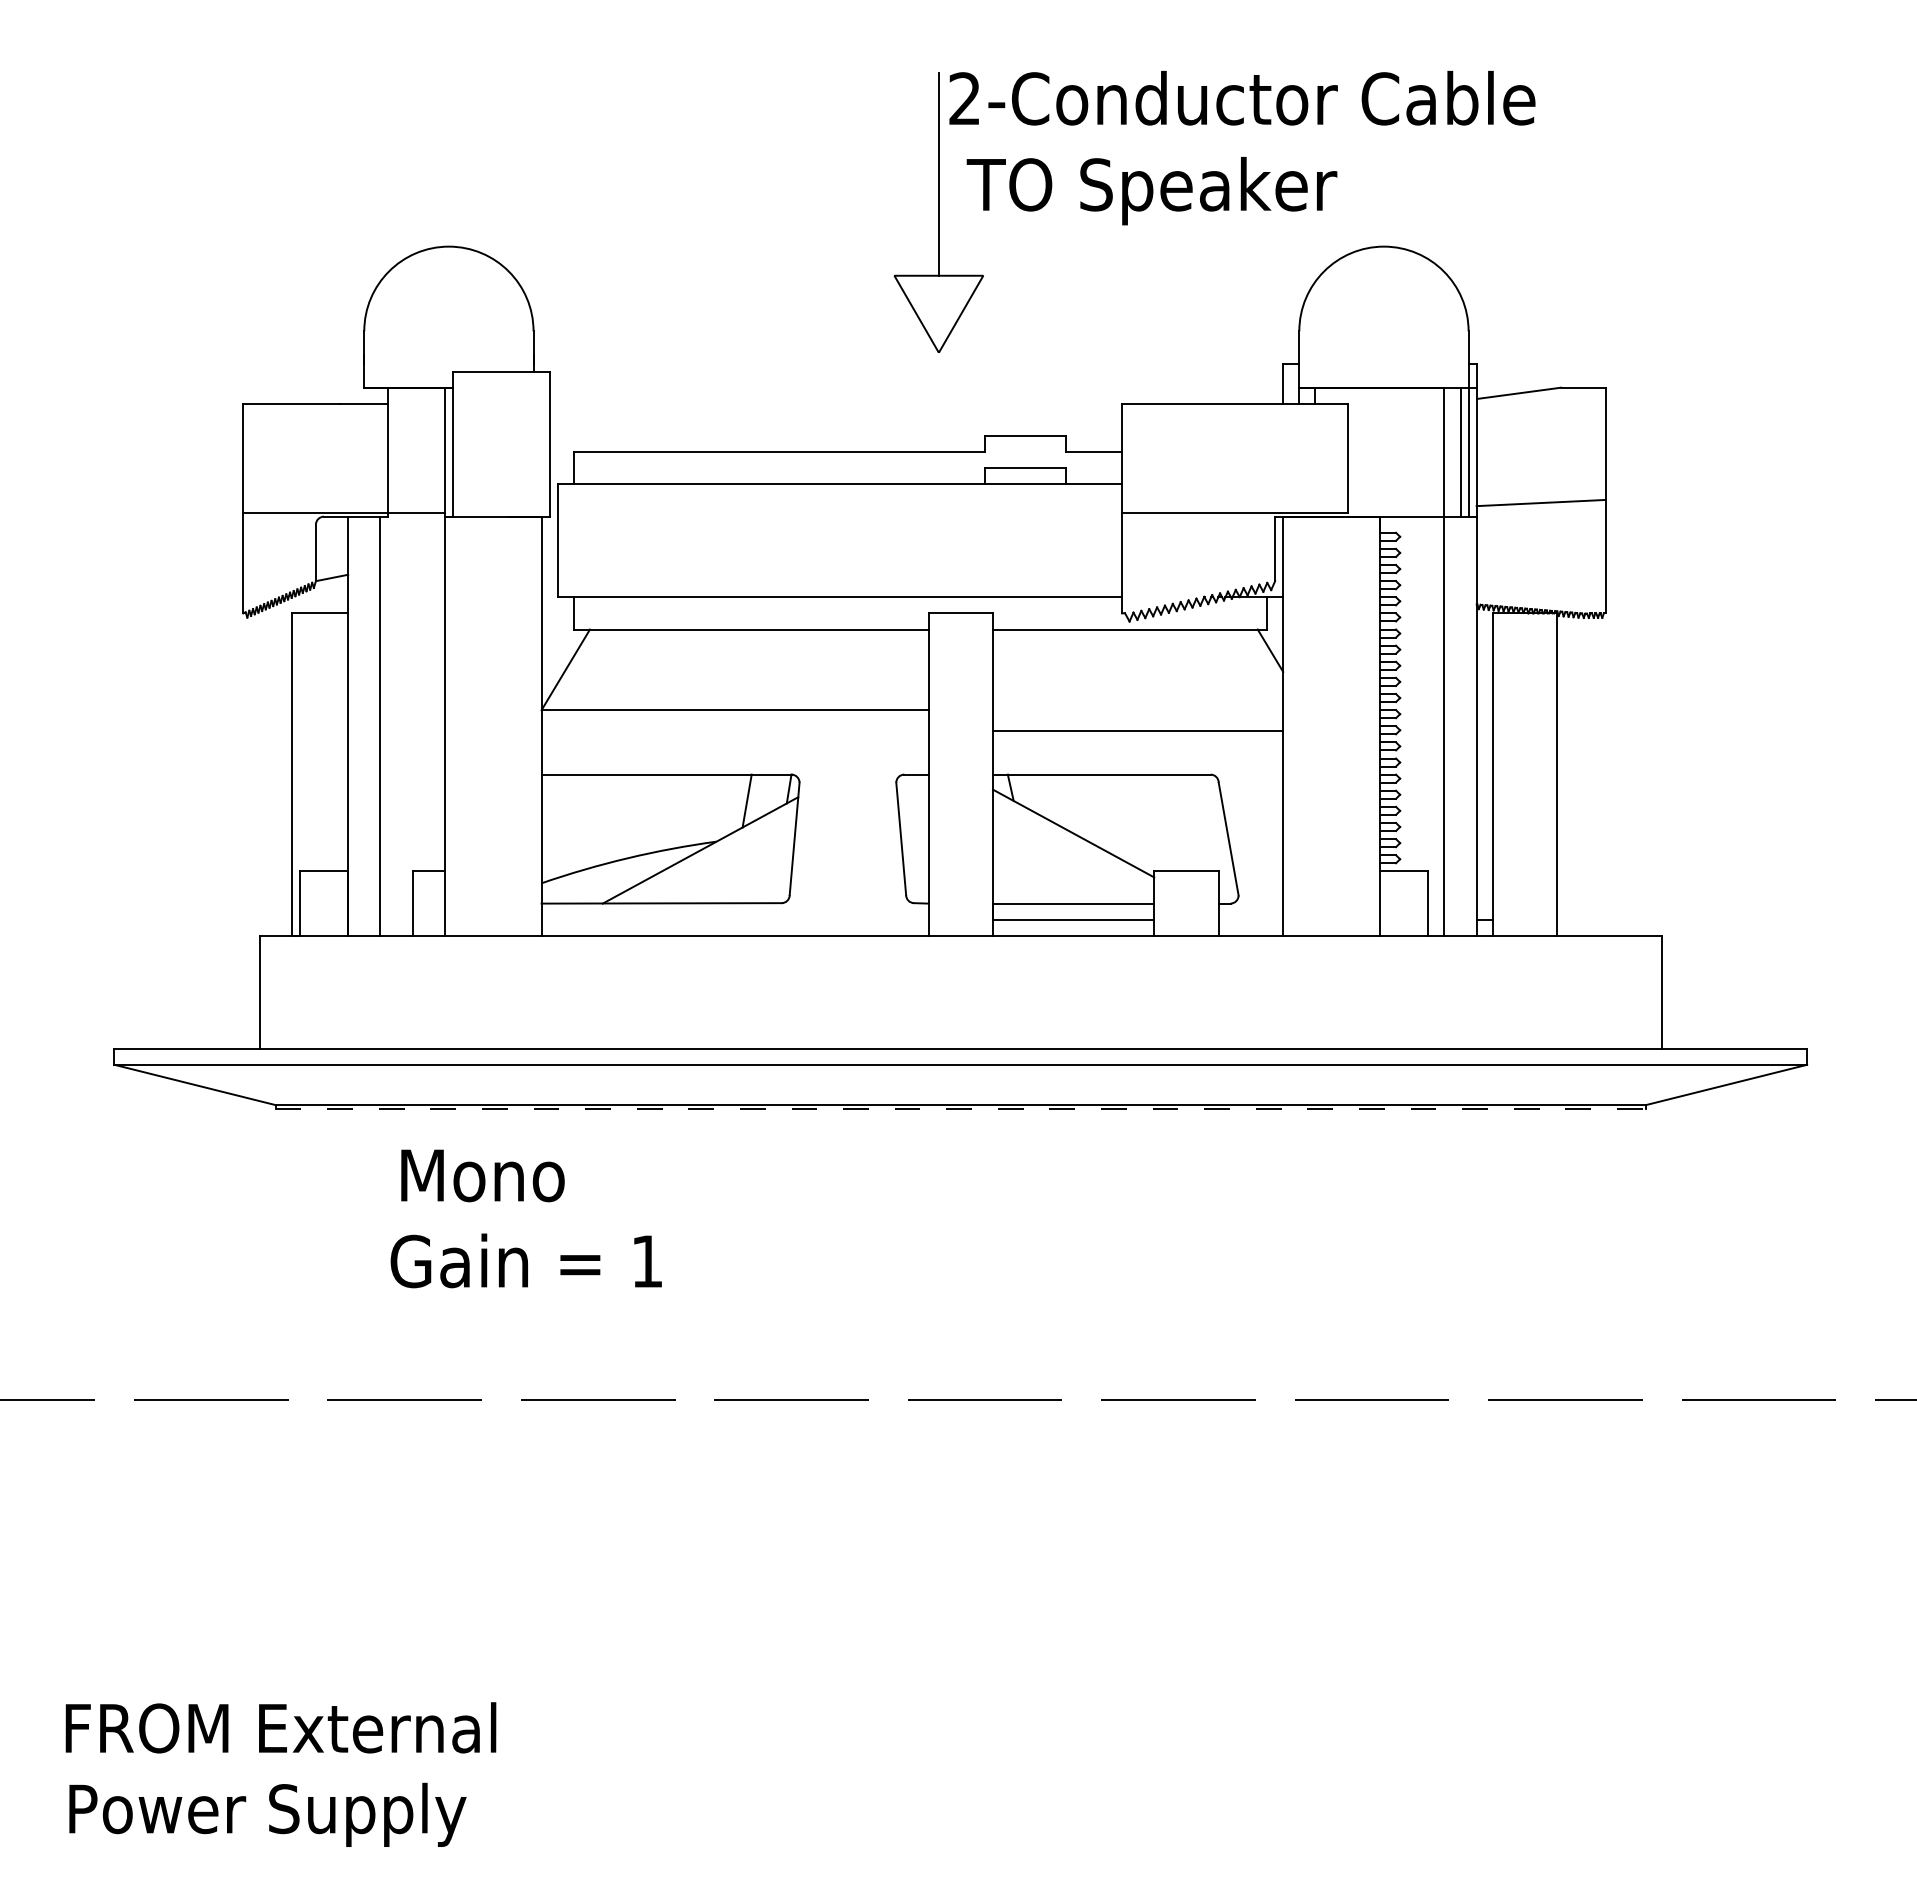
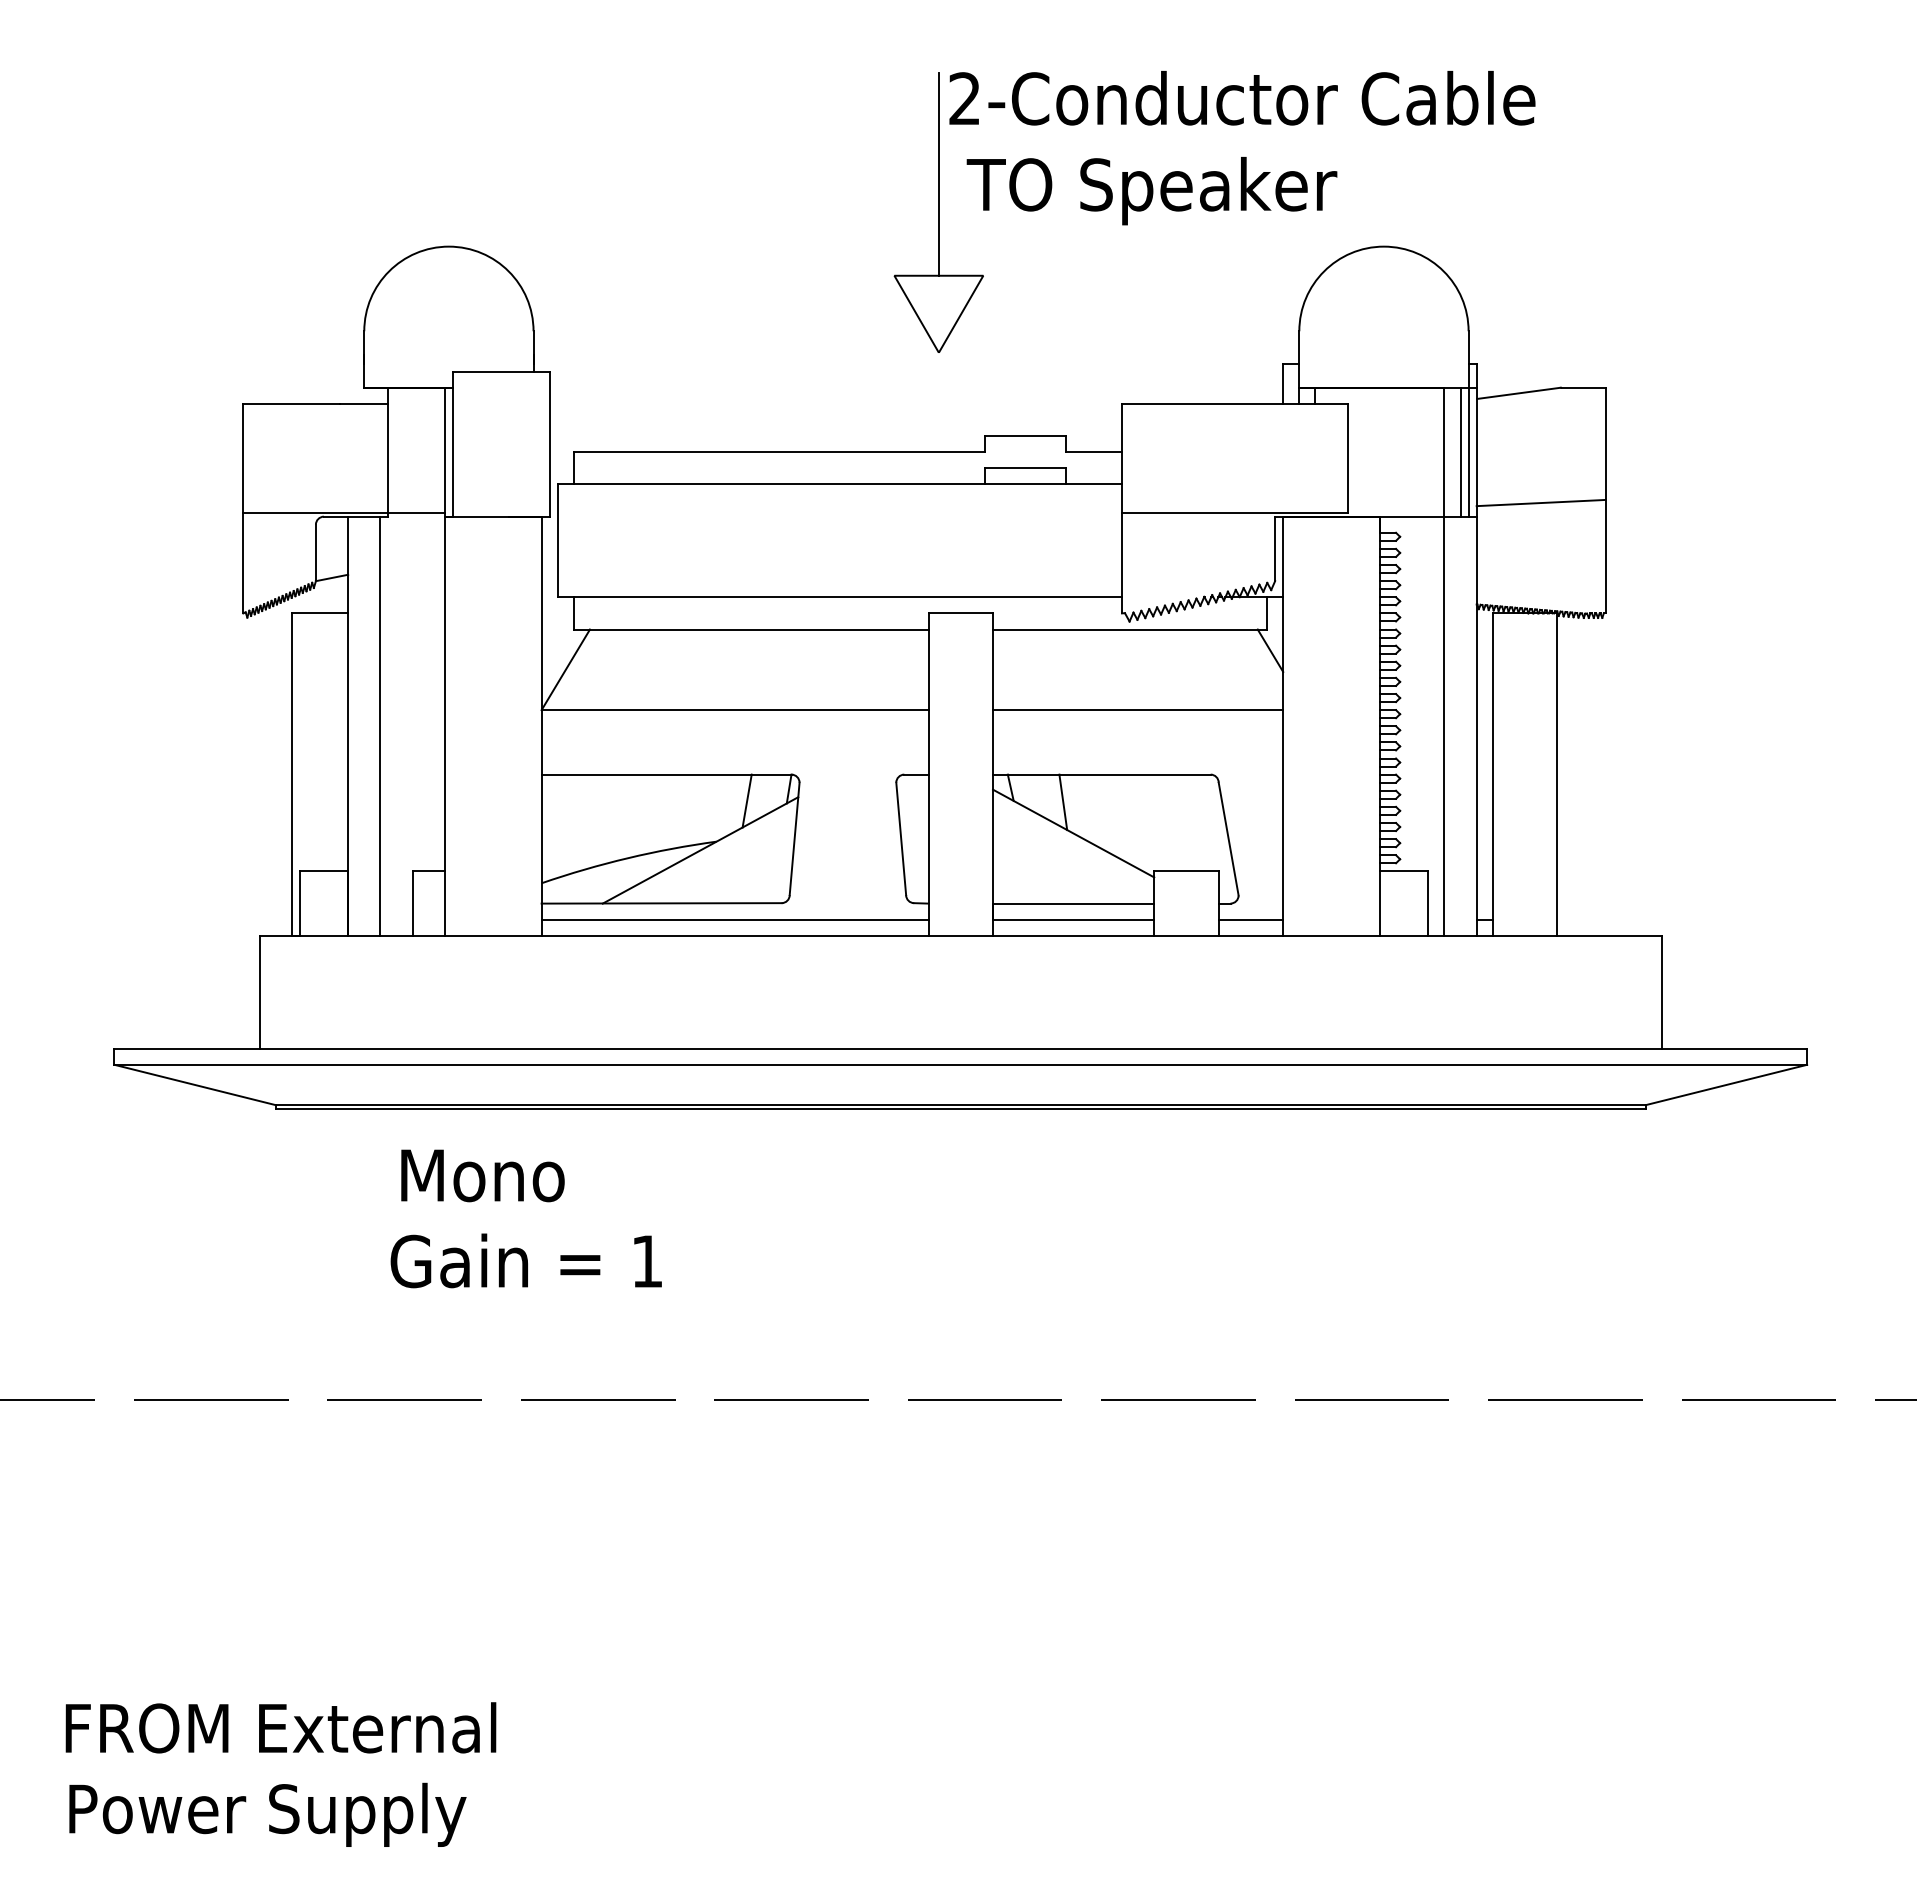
line position: (1138, 731) -> (1138, 710) (1138, 710)
line: none -> present (1063, 802)
line: none -> present (734, 919)
line: none -> present (1250, 919)
line: dashed -> solid (961, 1109)
